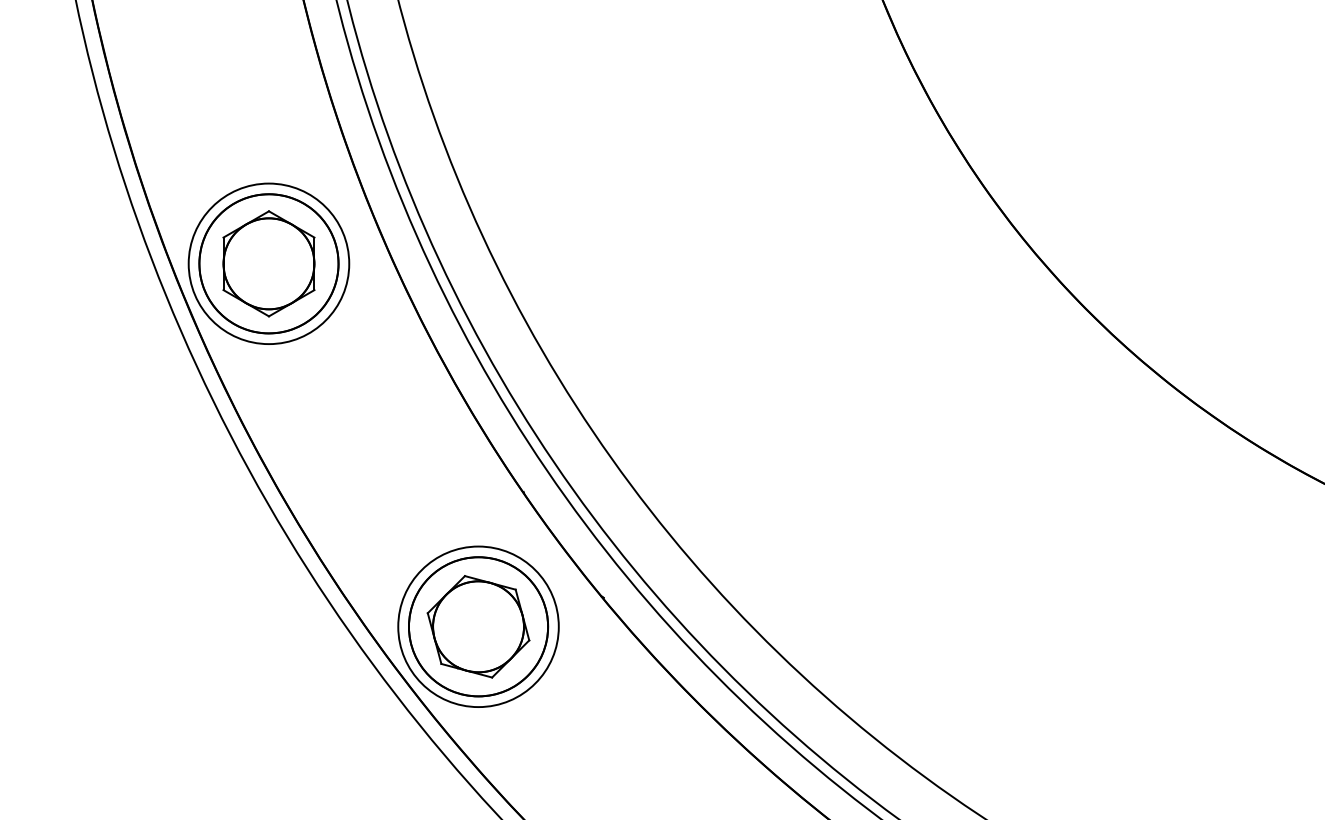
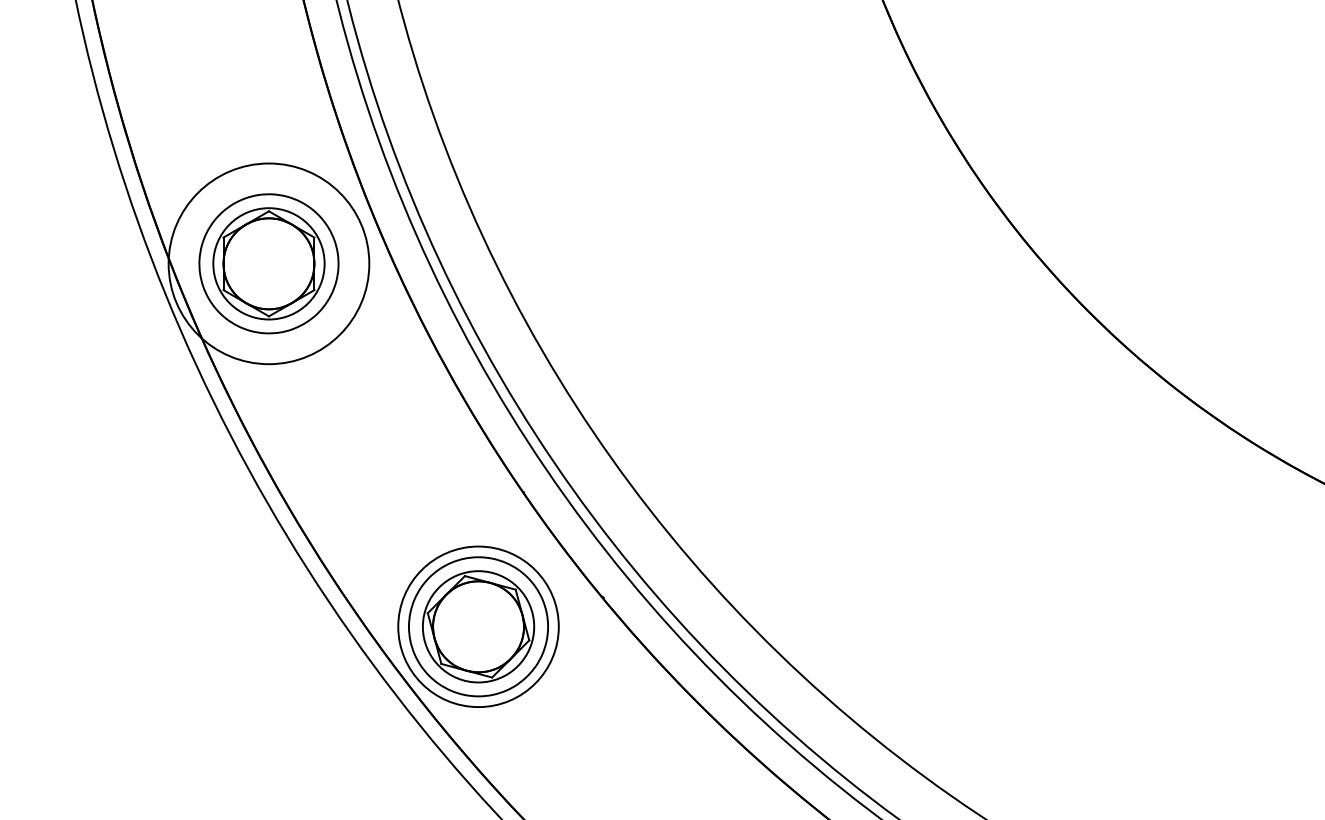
circle diameter: 139 px -> 111 px (268, 263)
circle diameter: 161 px -> 201 px (268, 263)
circle diameter: 139 px -> 111 px (478, 626)
